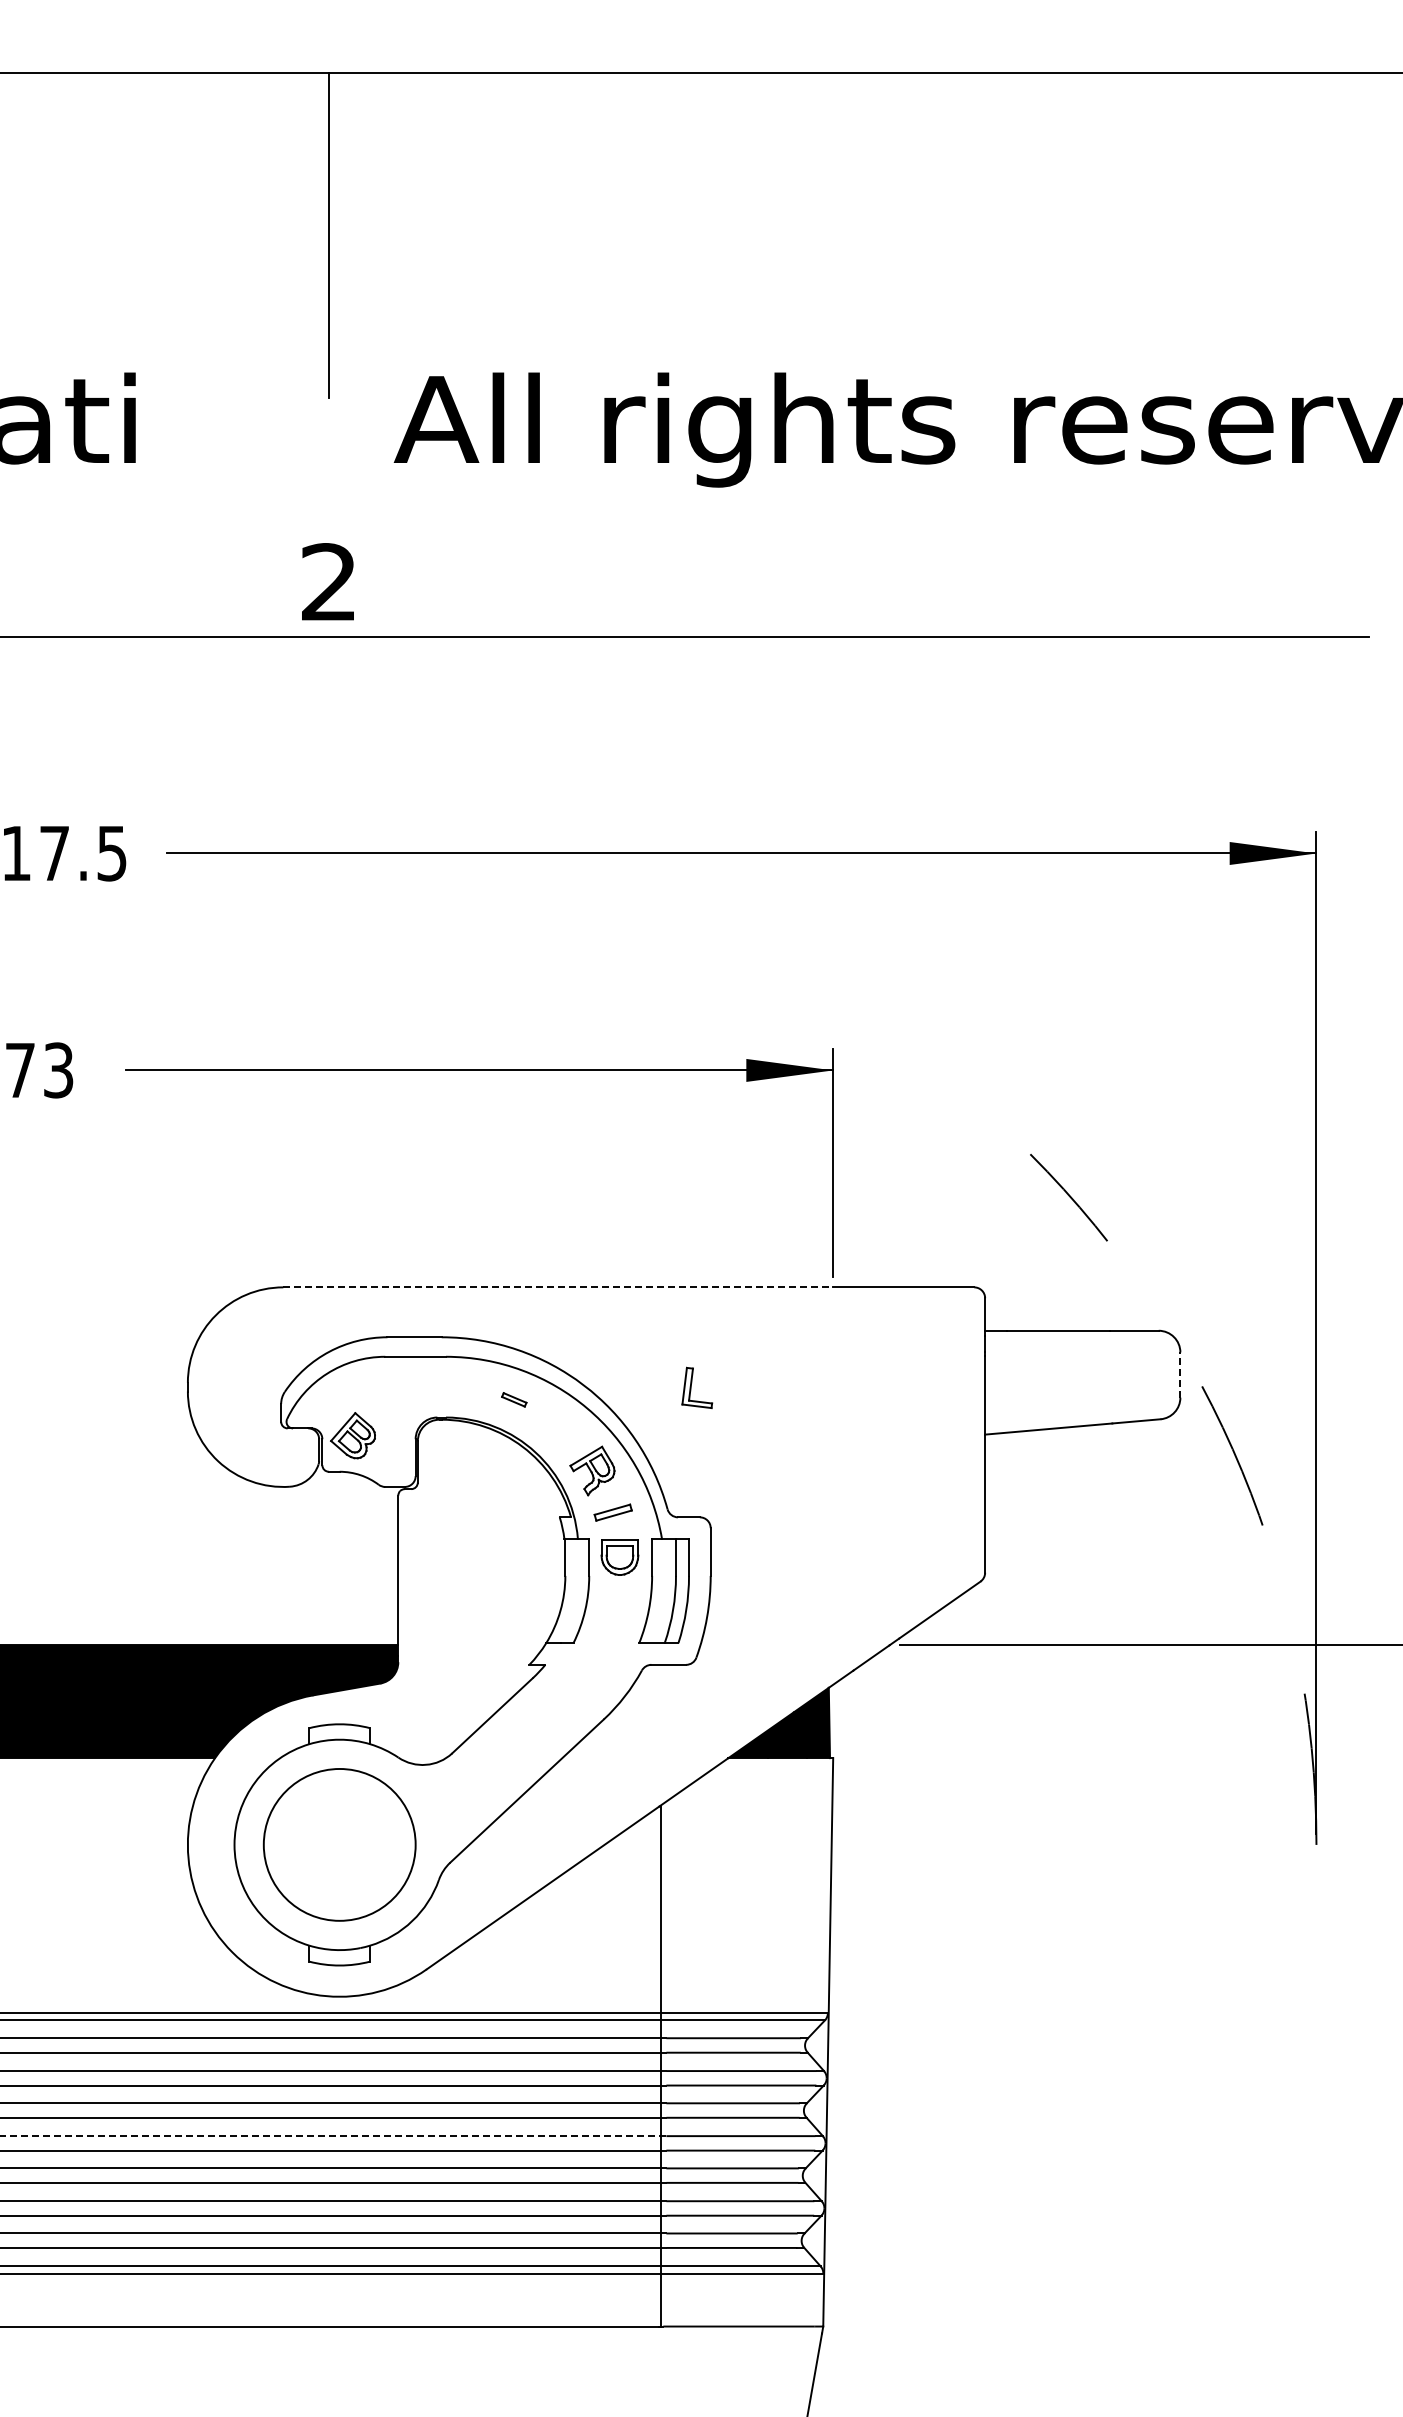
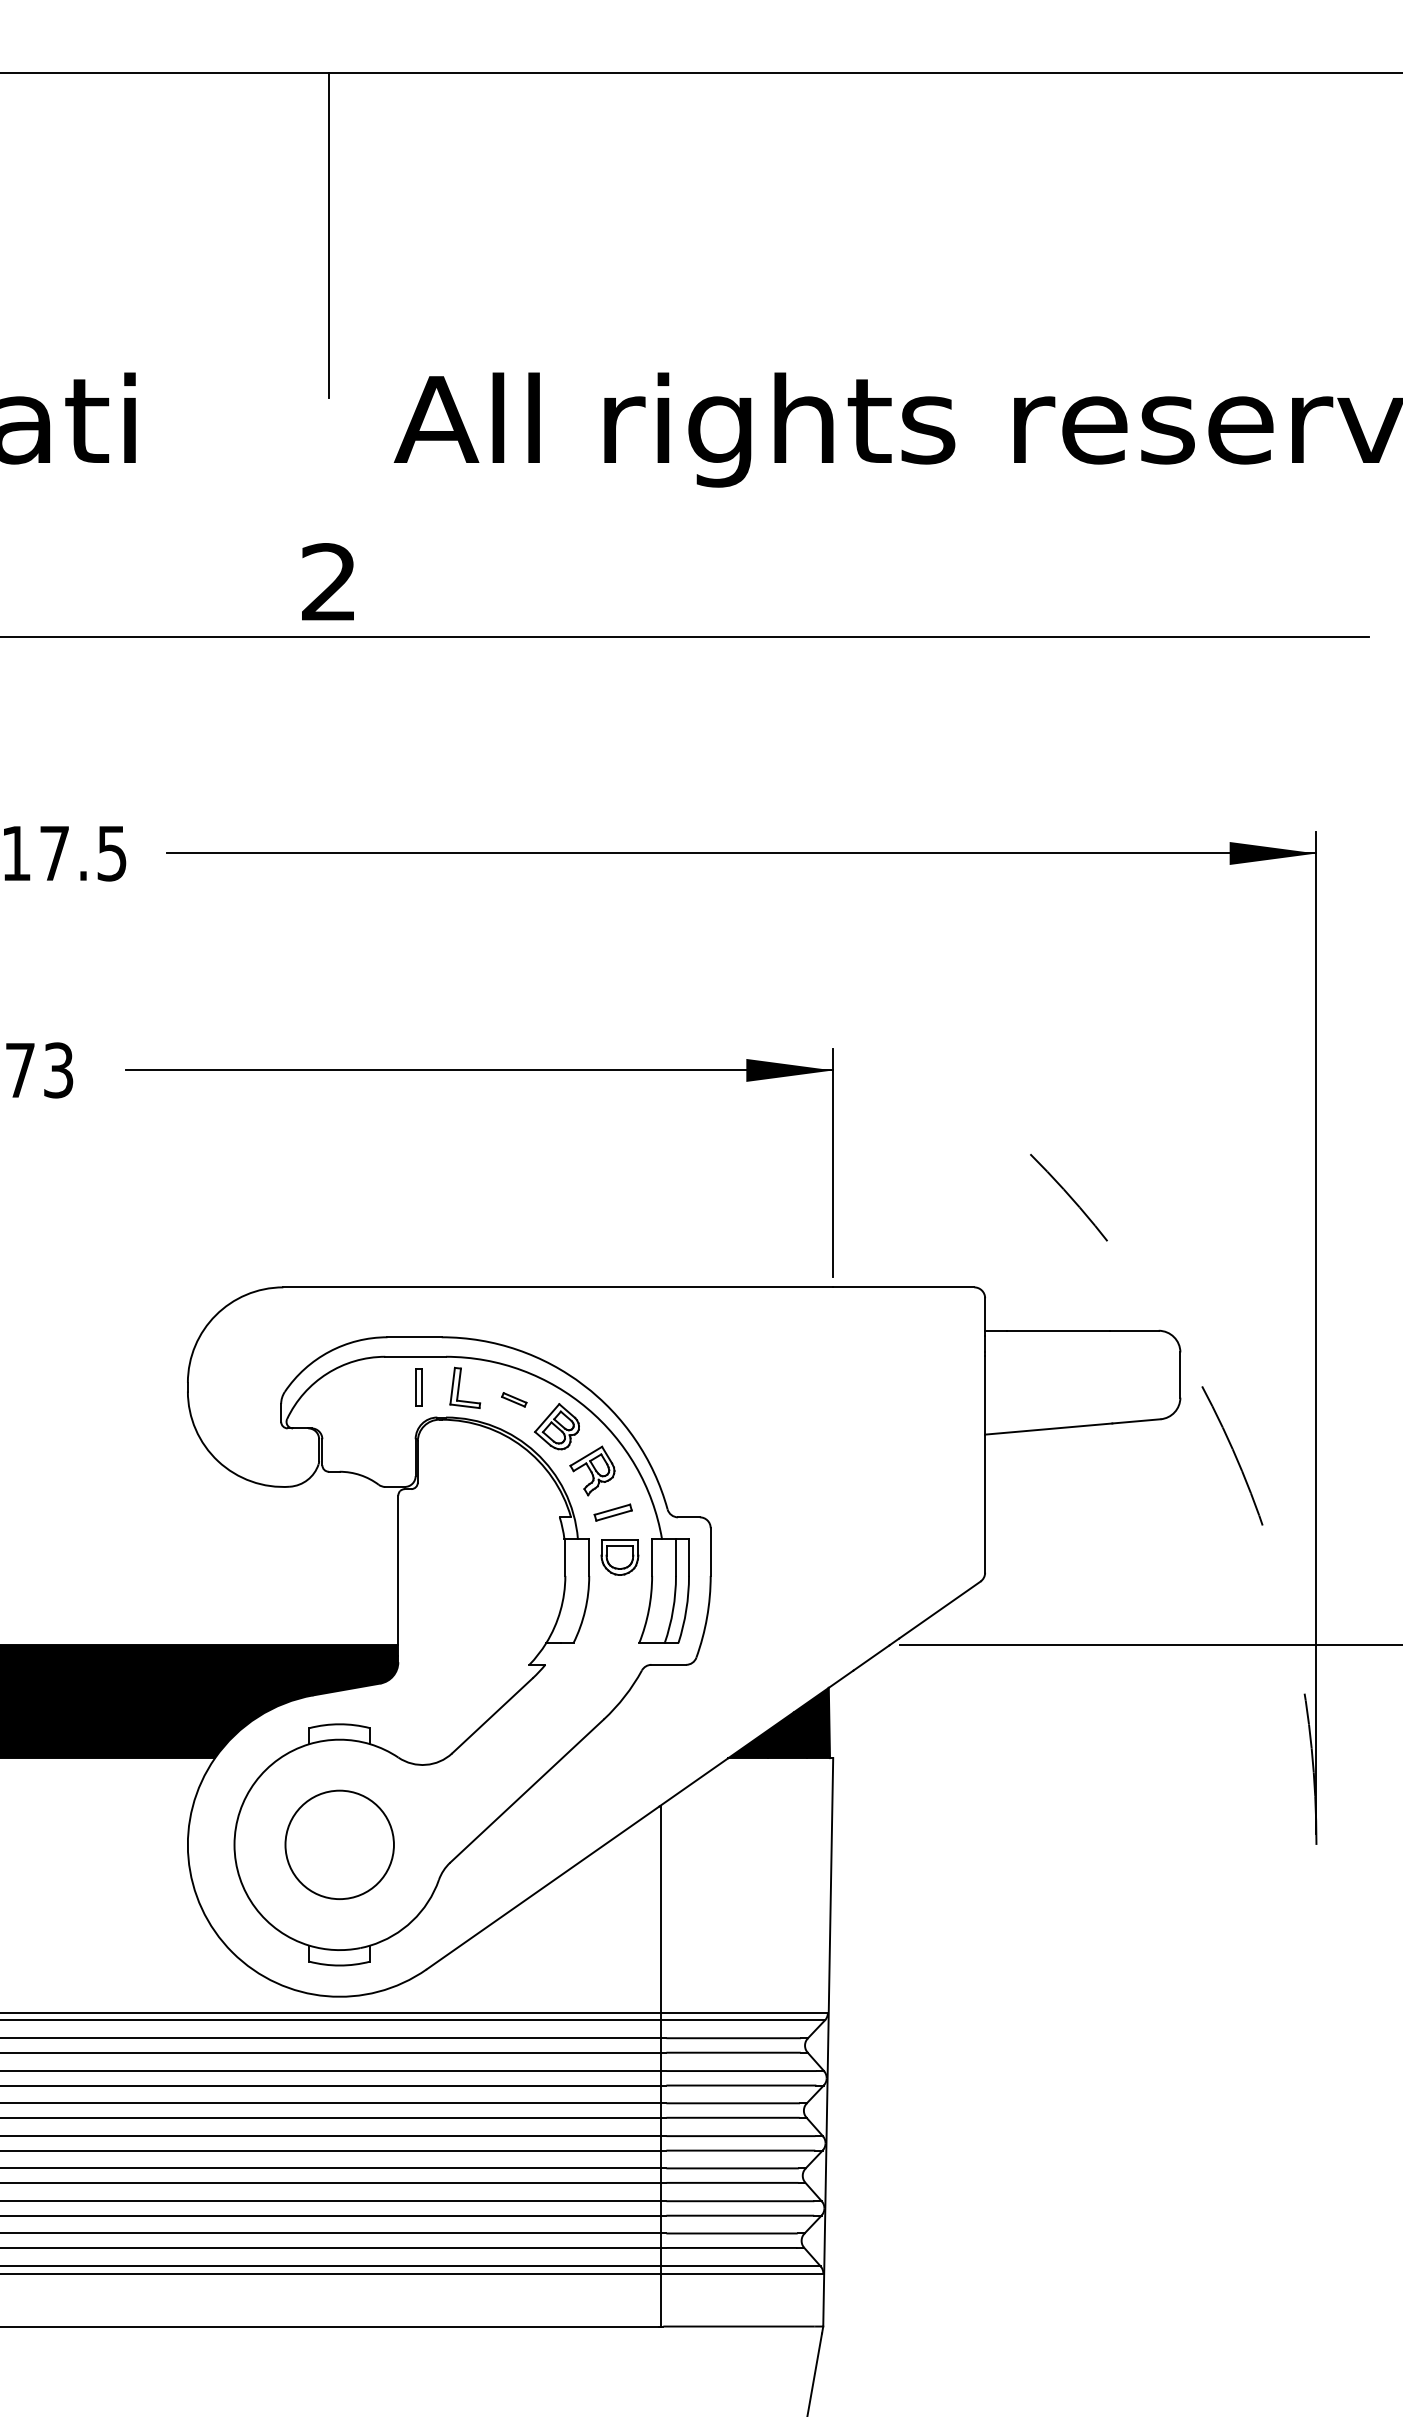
line: dashed -> solid (558, 1287)
line: dashed -> solid (1180, 1375)
part: none -> present (418, 1387)
part position: (697, 1387) -> (465, 1387) (465, 1387)
part position: (352, 1435) -> (556, 1426) (556, 1426)
circle diameter: 152 px -> 108 px (339, 1844)
line: dashed -> solid (333, 2136)
